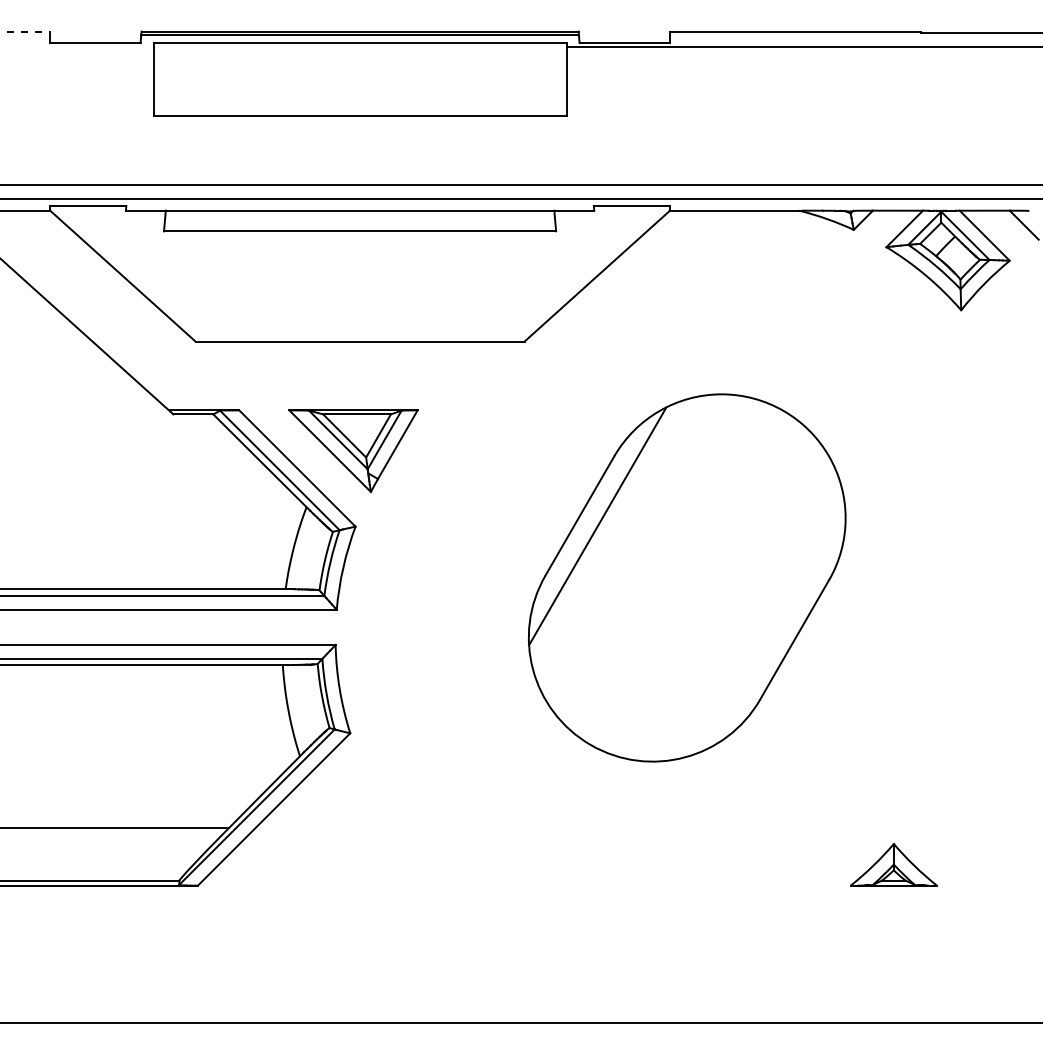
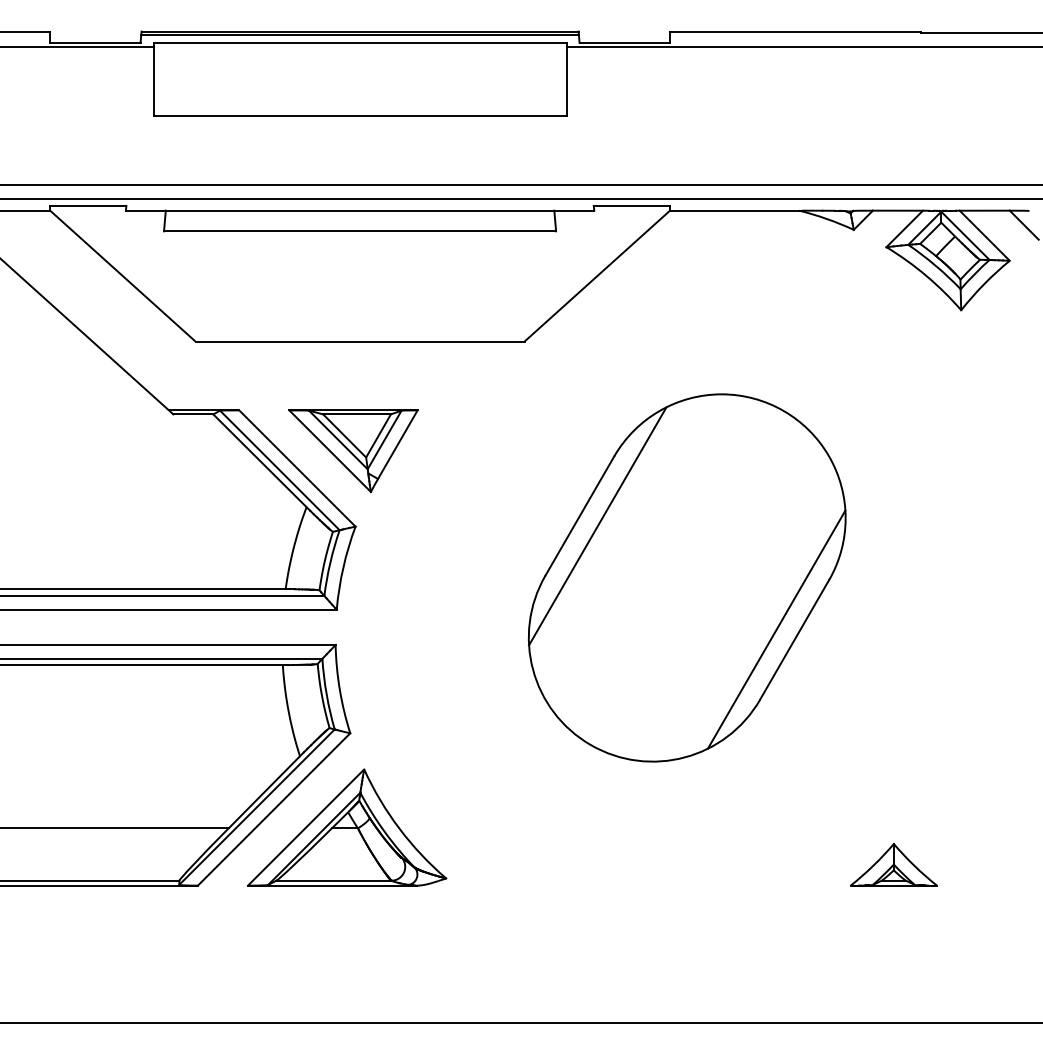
line: dashed -> solid (25, 31)
line: none -> present (77, 46)
line: none -> present (776, 629)
part: none -> present (347, 827)
